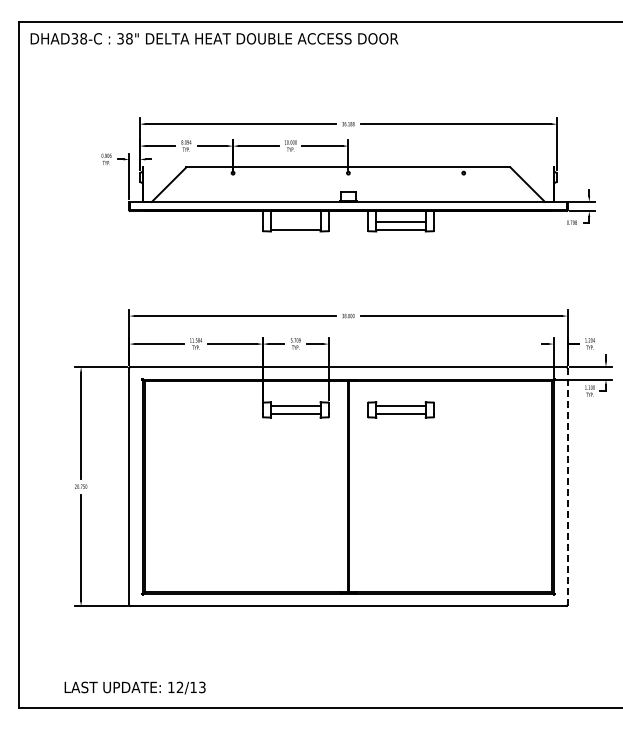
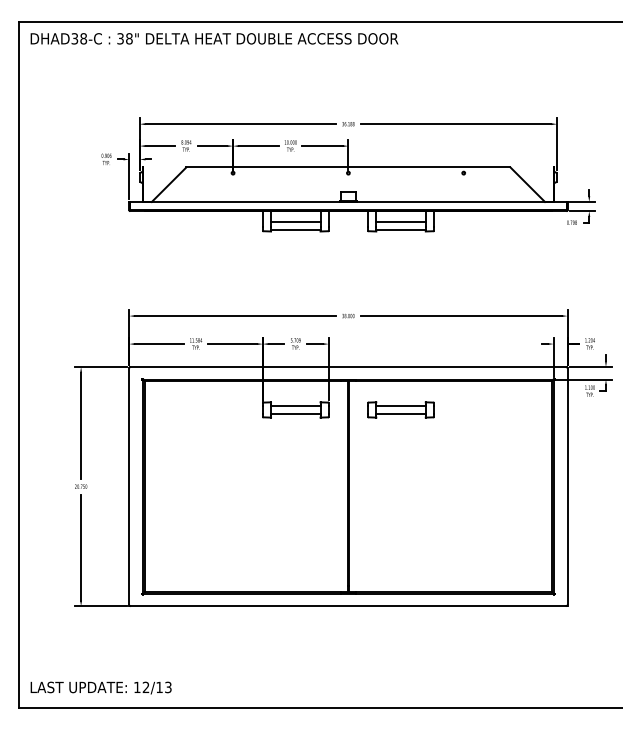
line: none -> present (295, 221)
line: dashed -> solid (567, 486)
text position: (134, 687) -> (100, 687) (100, 687)
